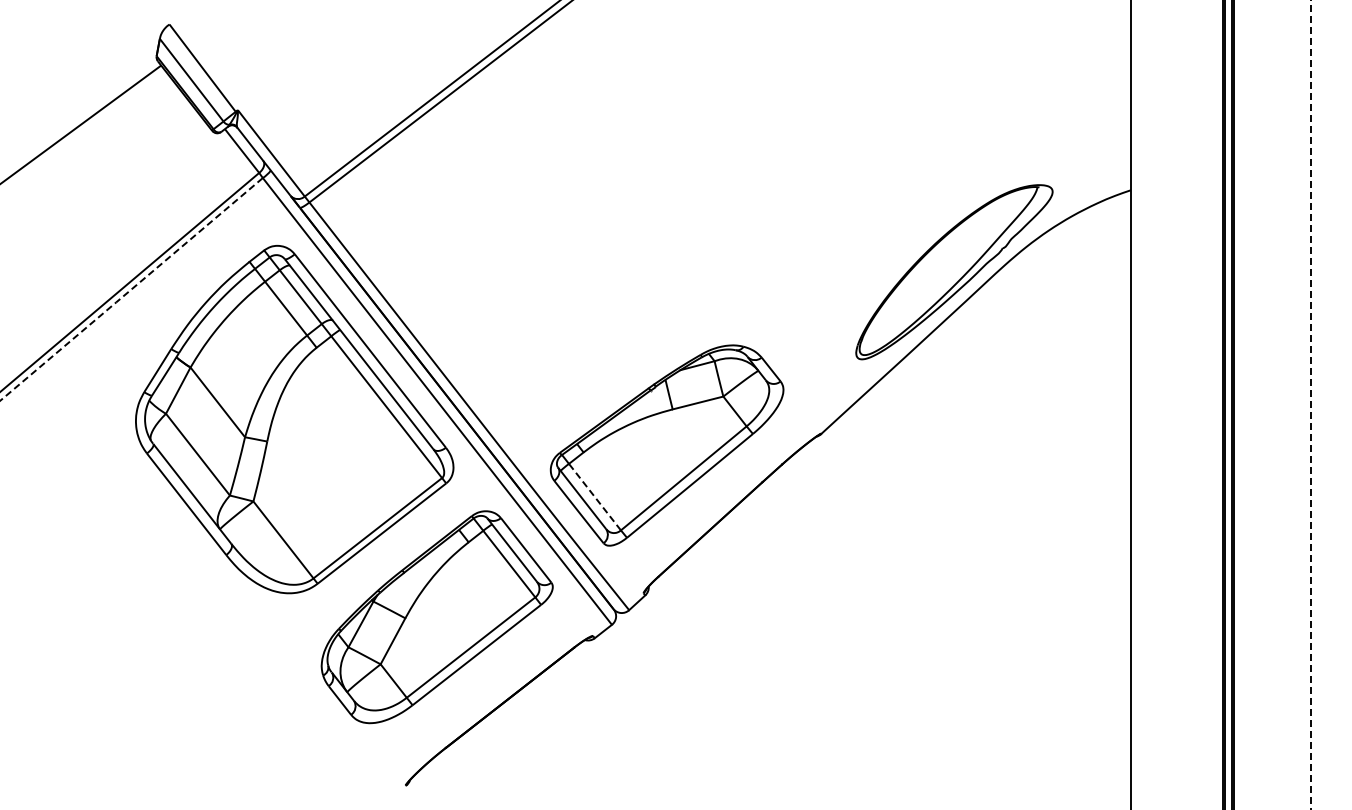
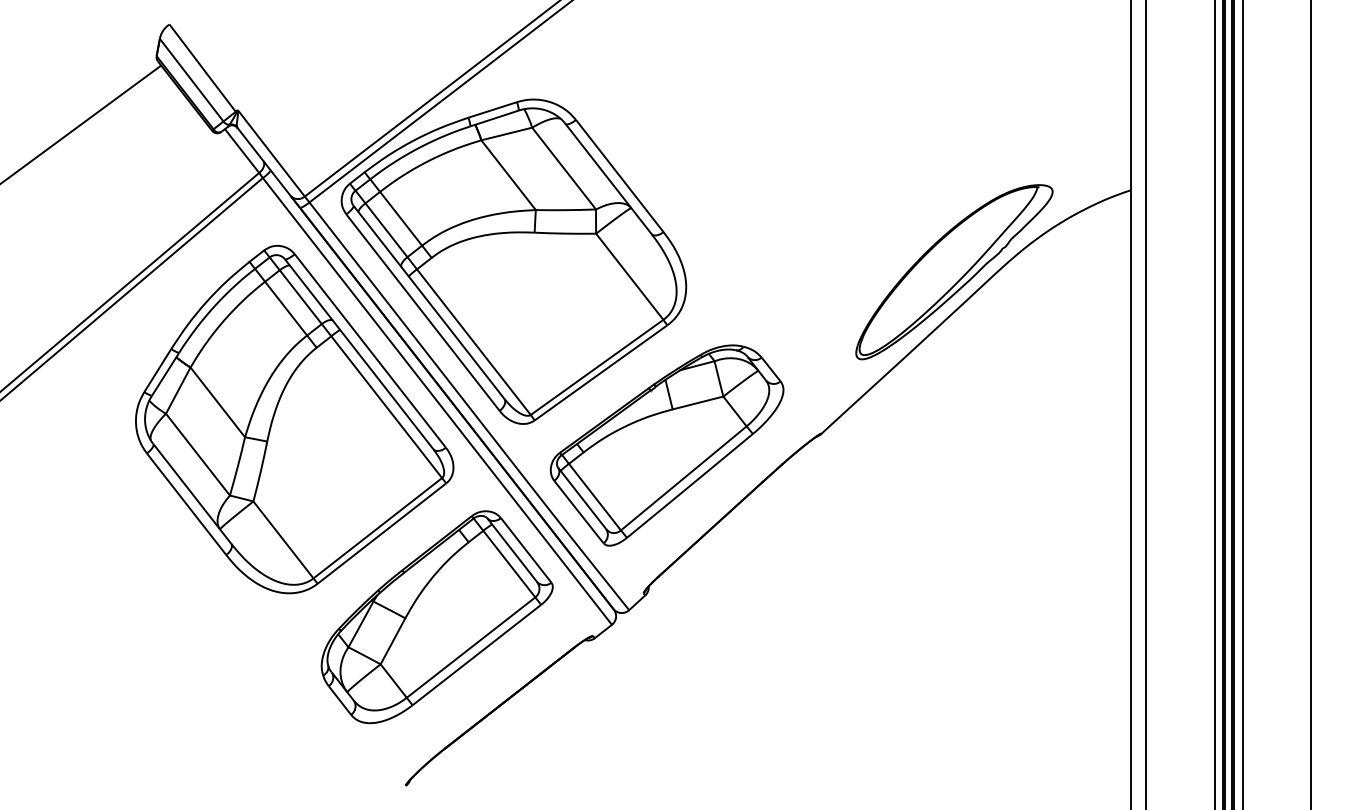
part: none -> present (513, 261)
line: dashed -> solid (131, 289)
line: none -> present (1146, 404)
line: none -> present (1214, 404)
line: none -> present (1242, 404)
line: dashed -> solid (1311, 405)
line: dashed -> solid (594, 496)
